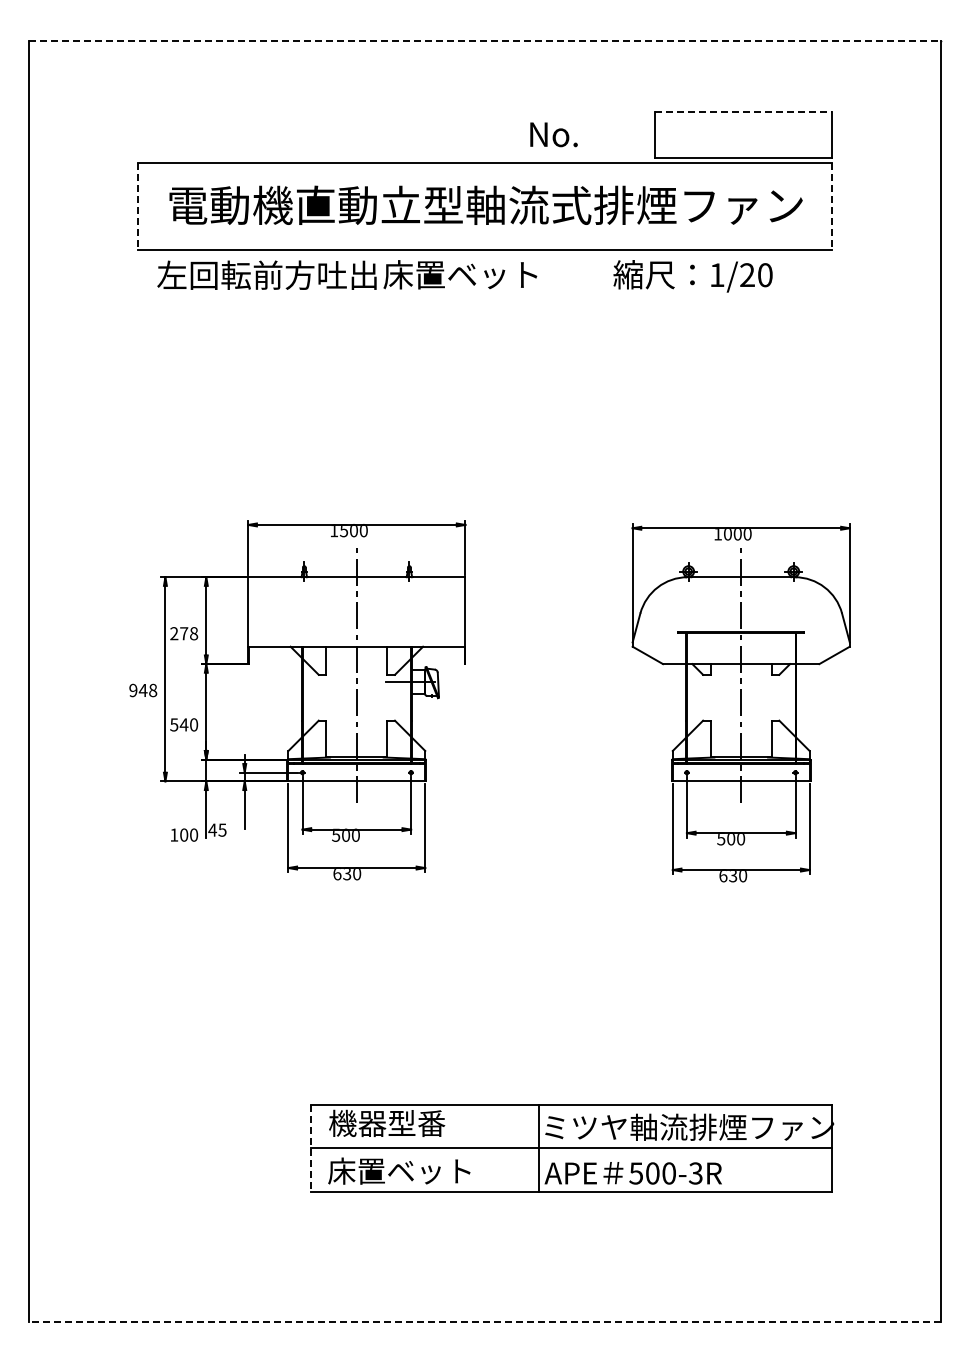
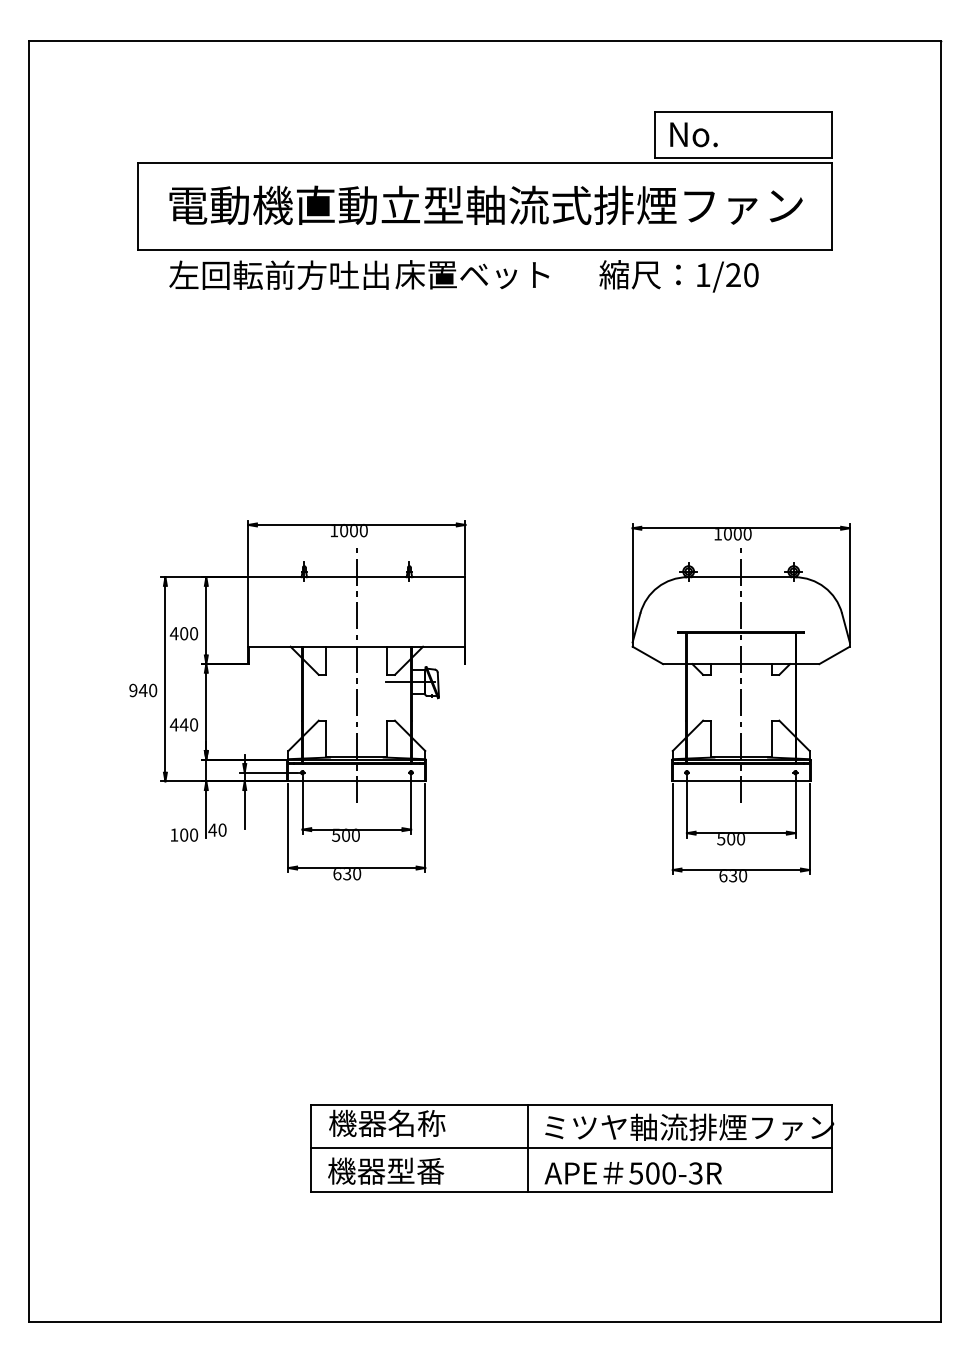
line: dashed -> solid (485, 40)
line: dashed -> solid (743, 111)
text position: (553, 134) -> (693, 134) (693, 134)
line: dashed -> solid (137, 206)
line: dashed -> solid (832, 206)
text position: (347, 274) -> (359, 274) (359, 274)
text position: (692, 276) -> (678, 276) (678, 276)
text: 1500 -> 1000 (343, 531)
text: 278 -> 400 (183, 633)
text: 948 -> 940 (153, 690)
text: 540 -> 440 (173, 724)
text: 45 -> 40 (222, 829)
text: 機器型番 -> 機器名称 (416, 1123)
line position: (539, 1147) -> (528, 1147) (528, 1147)
line: dashed -> solid (311, 1148)
text: 床置ベット -> 機器型番 (399, 1170)
line: dashed -> solid (484, 1322)
